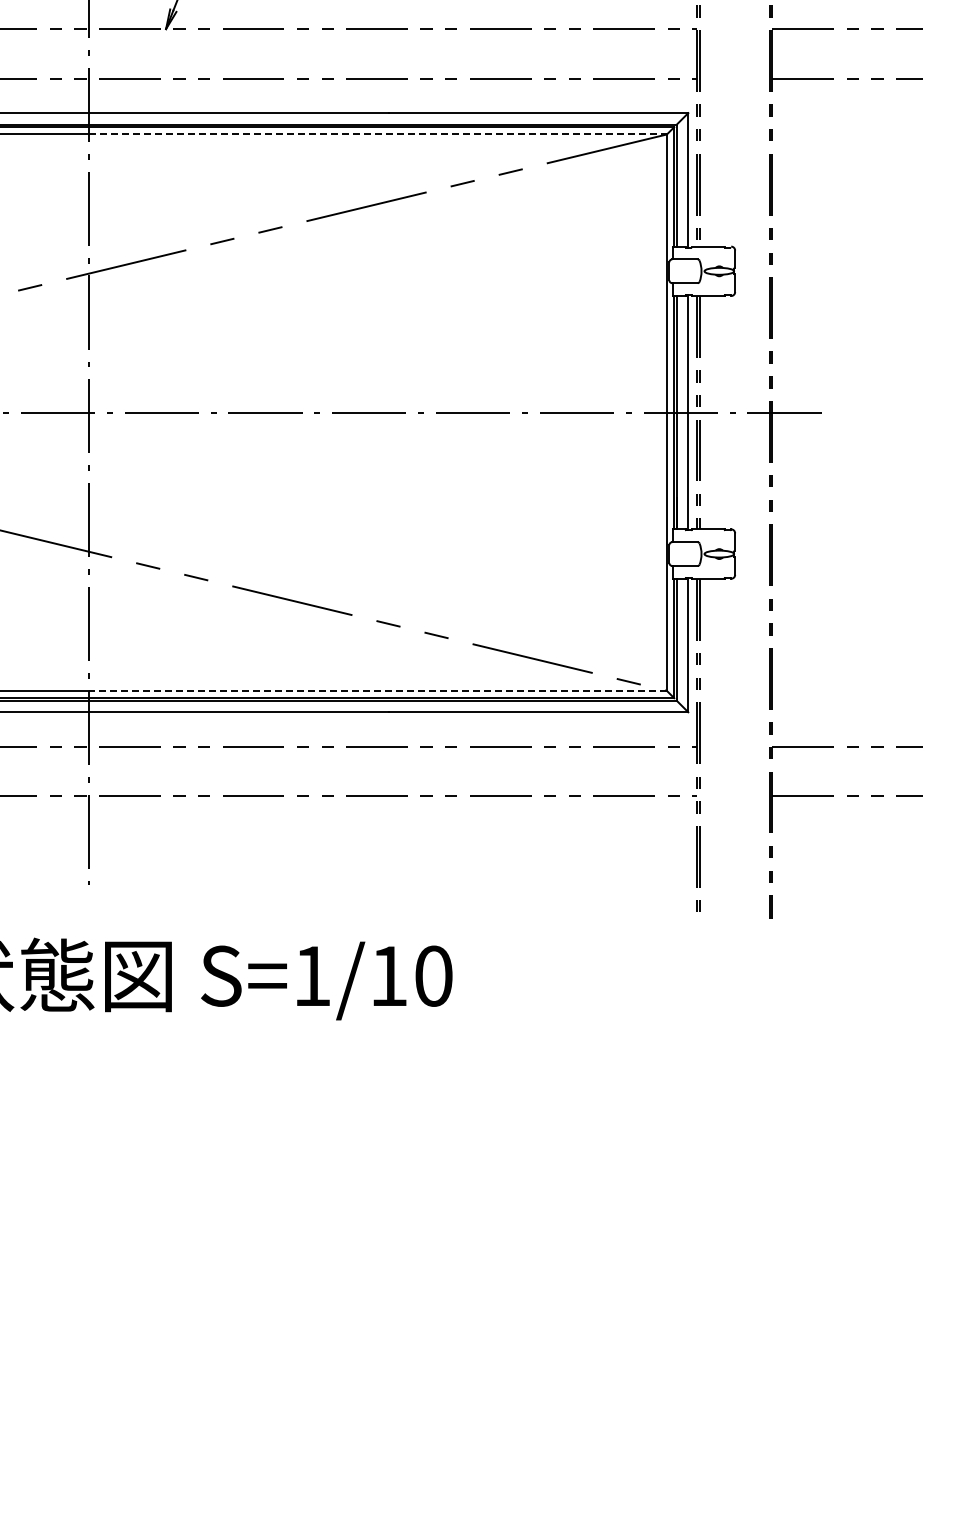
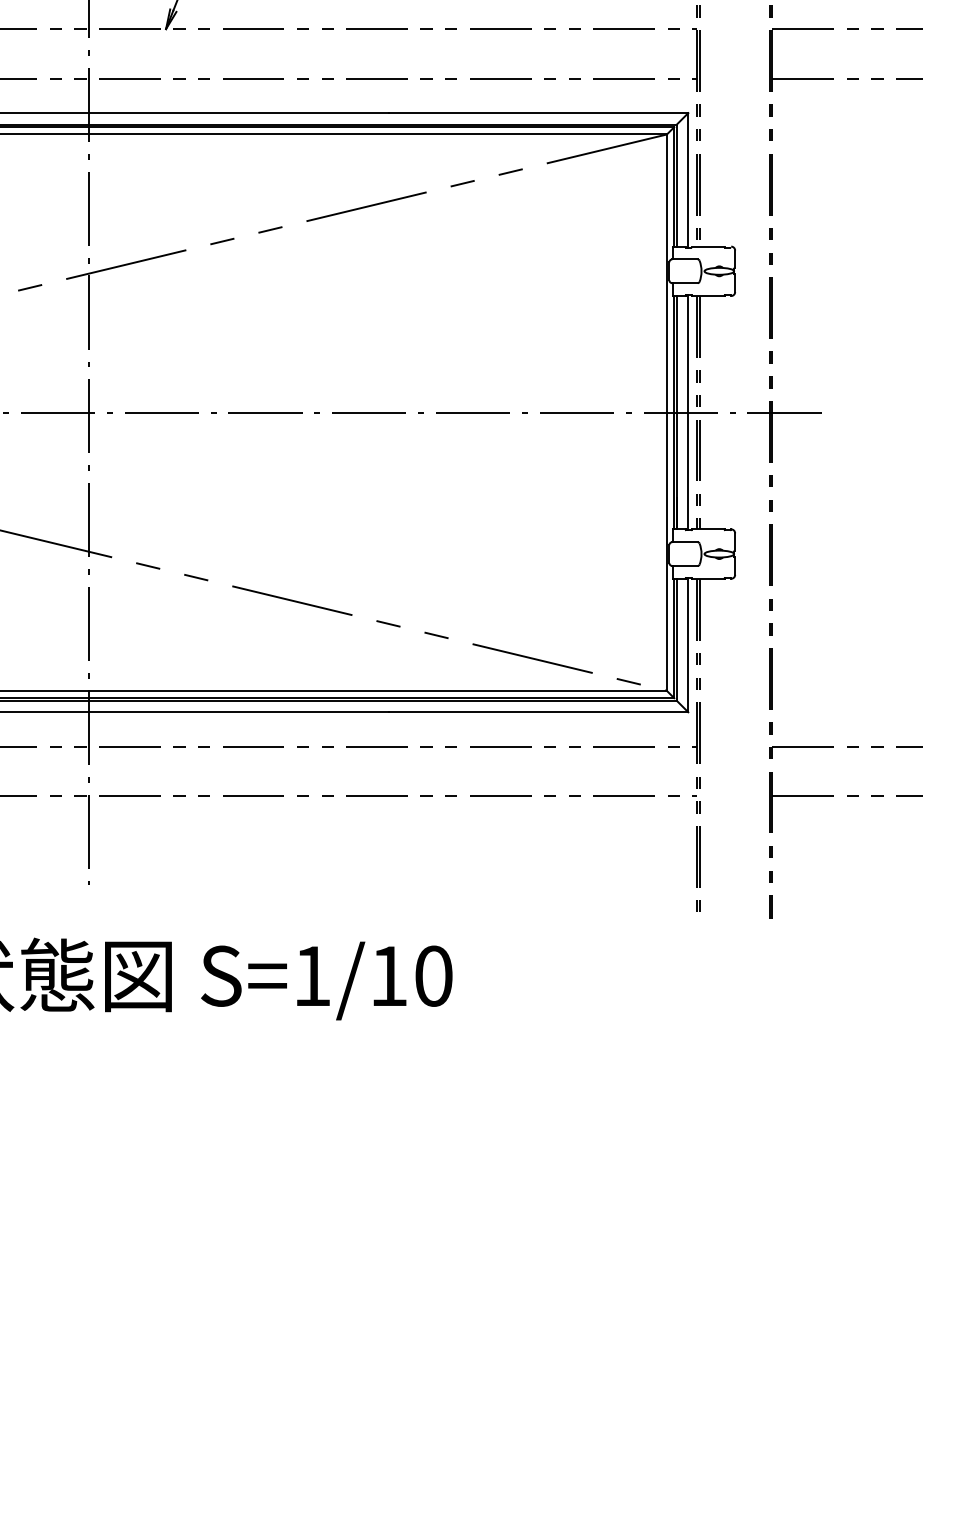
line: dashed -> solid (378, 134)
line: dashed -> solid (378, 690)
